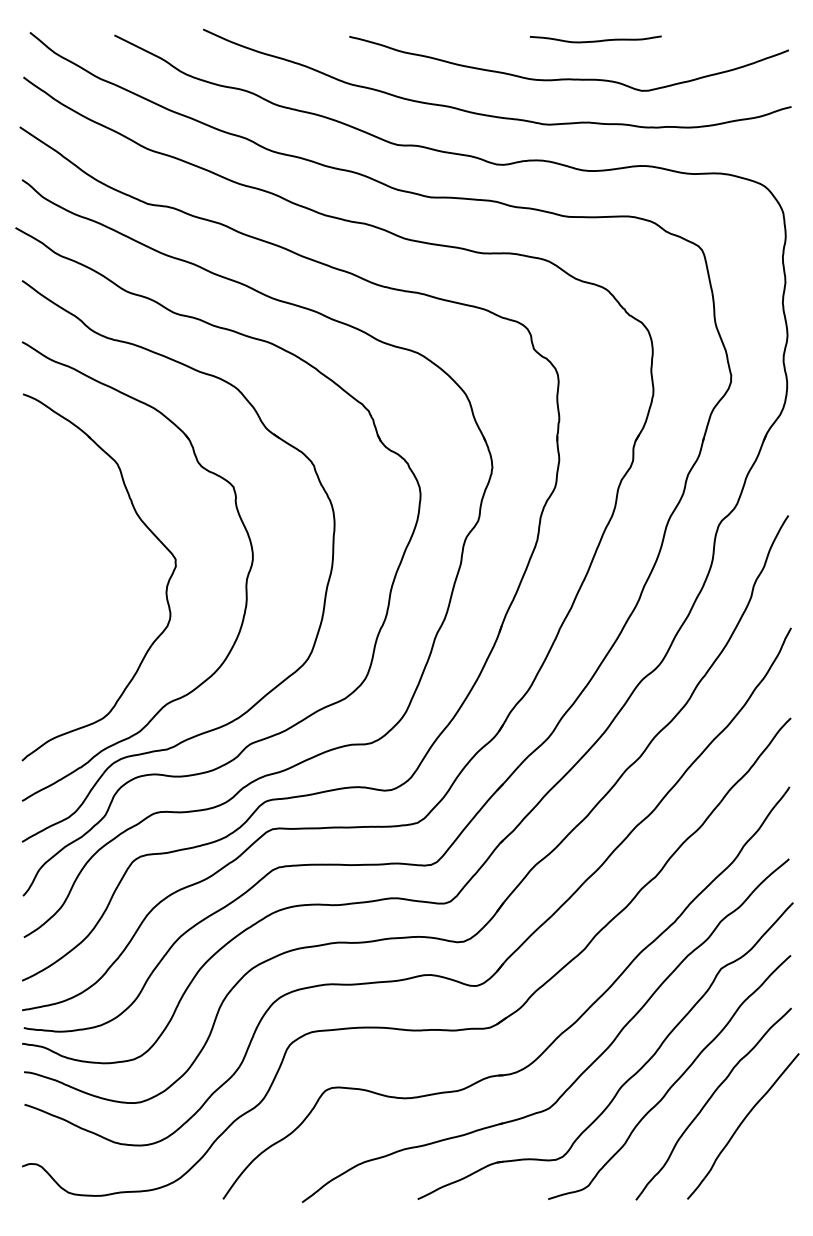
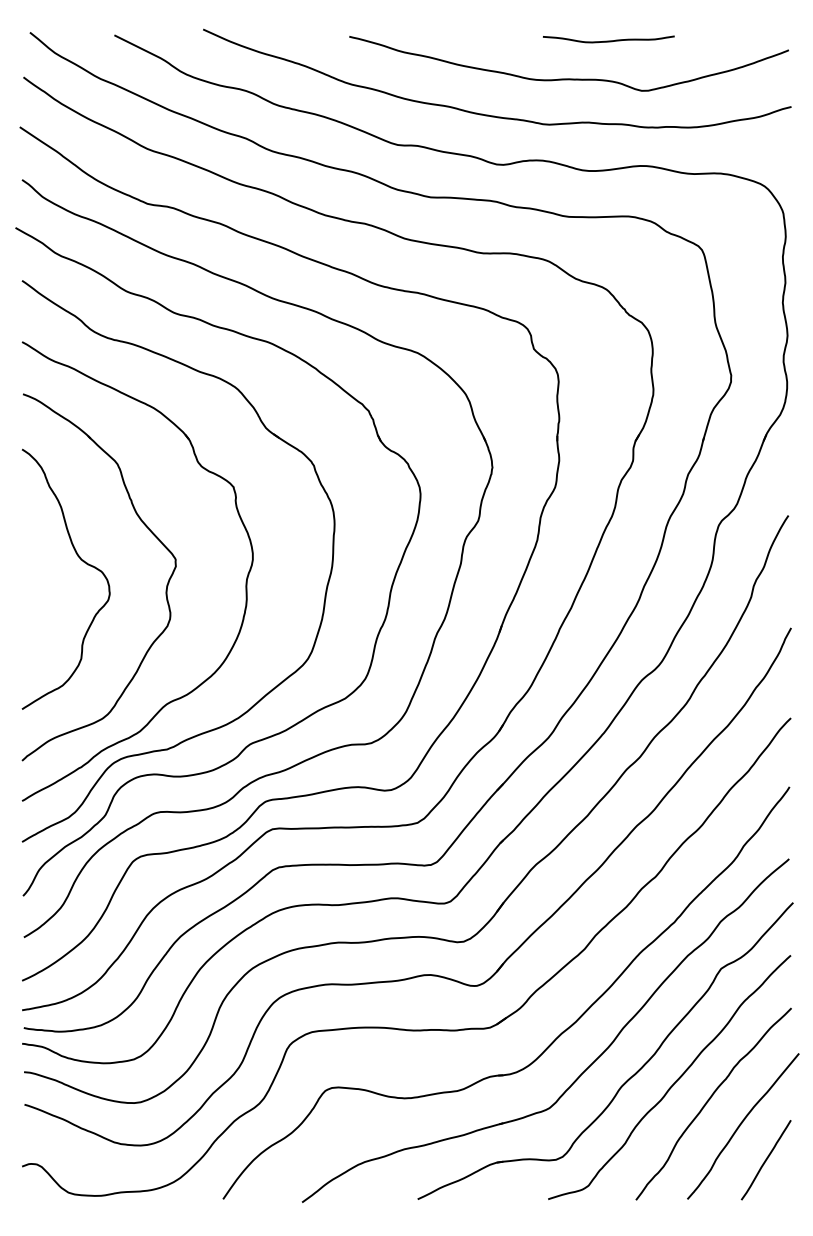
curve position: (595, 40) -> (608, 40) (608, 40)
curve: none -> present (82, 561)
line: none -> present (765, 1160)
